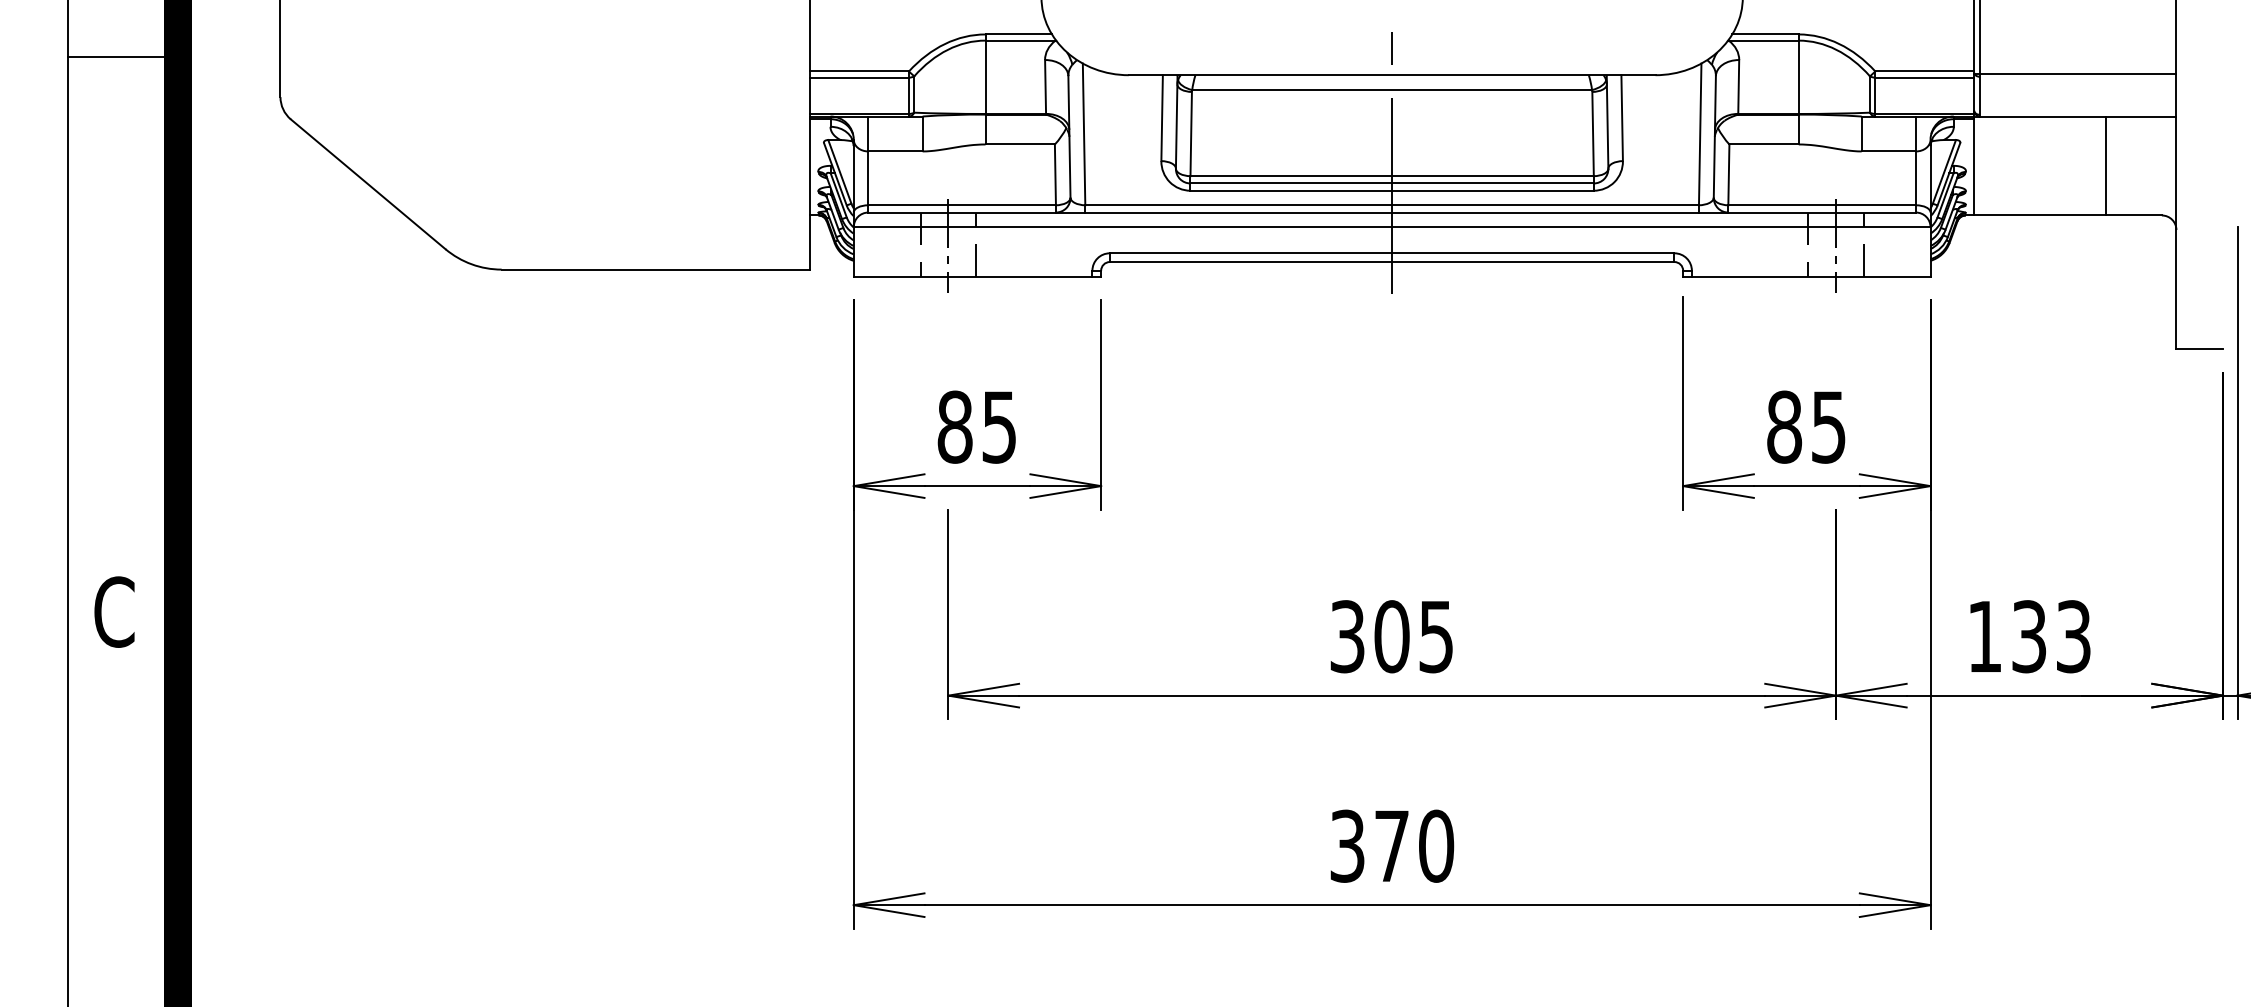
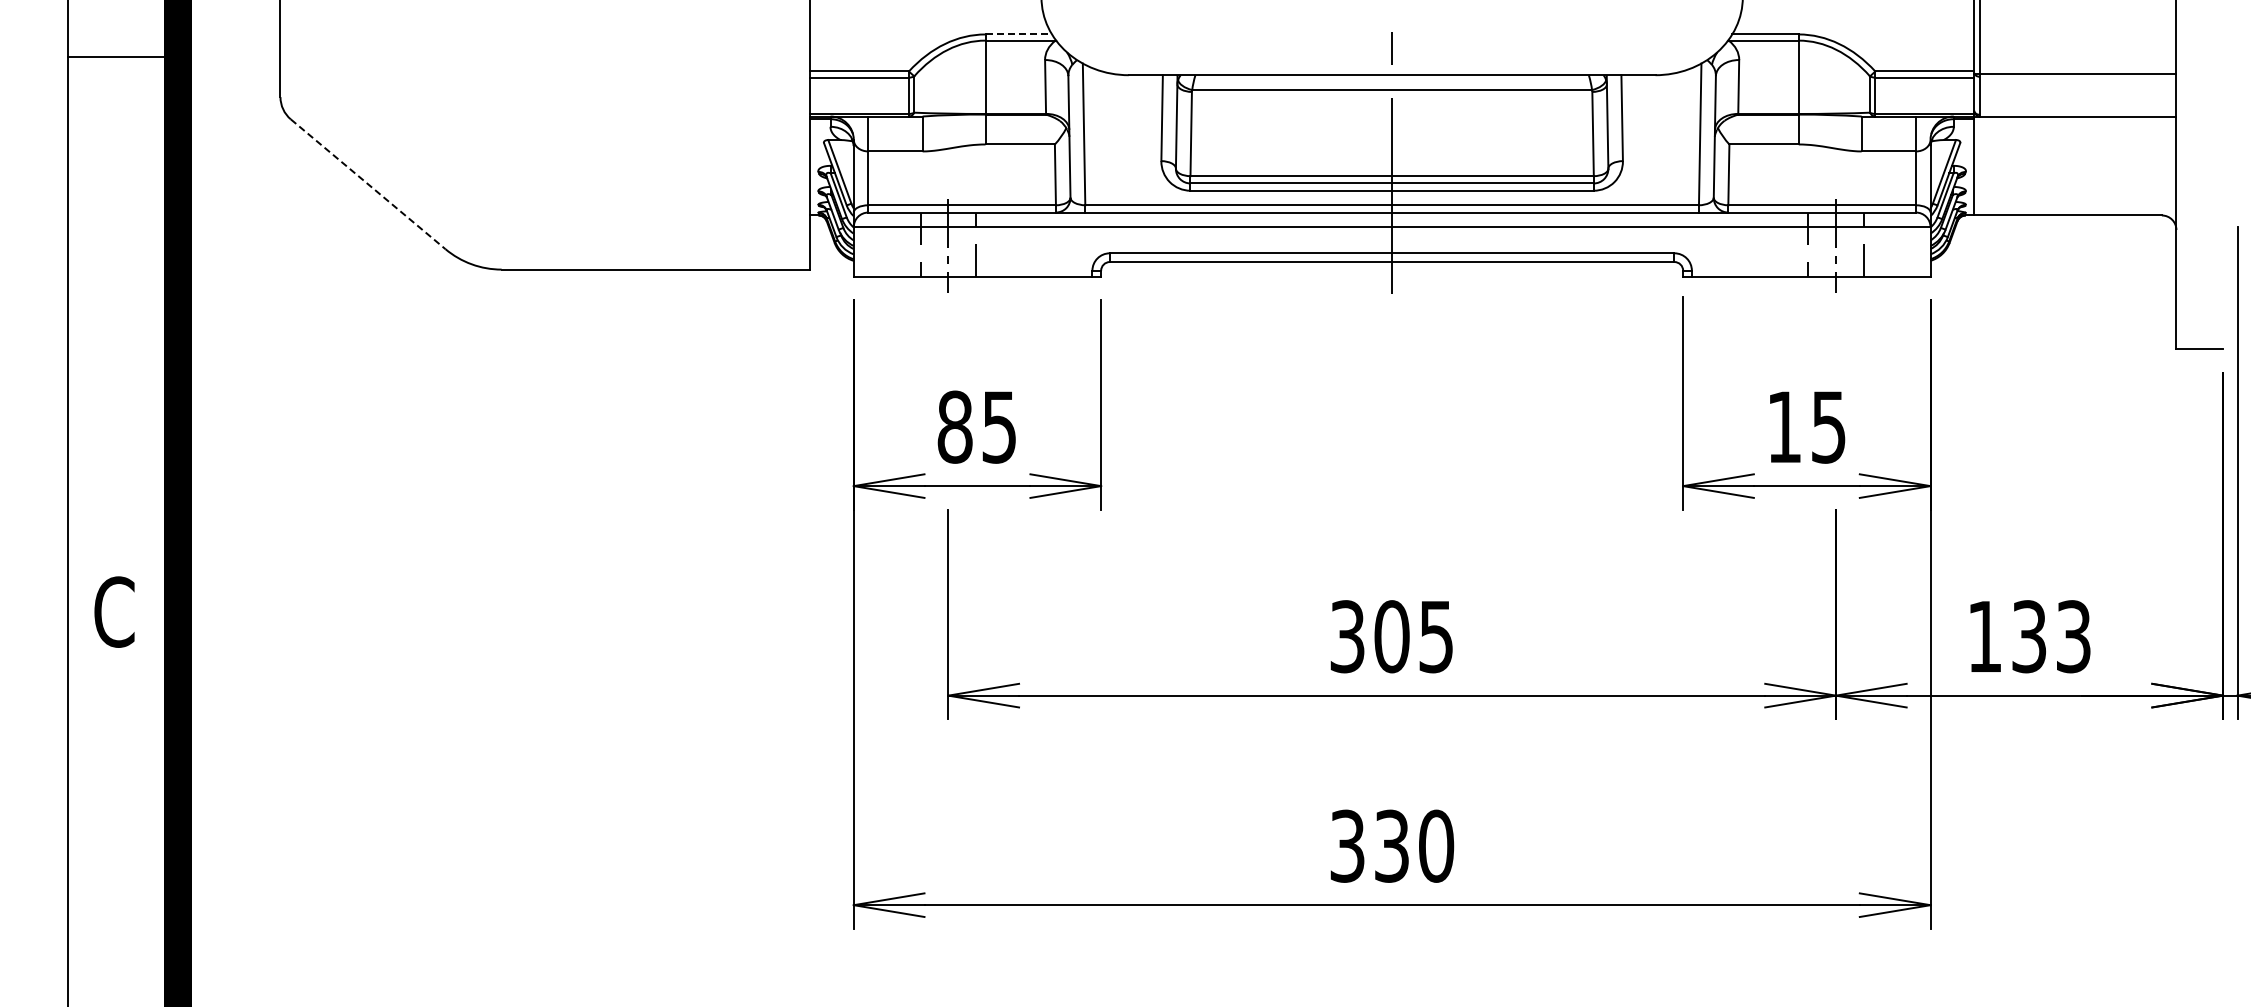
line: solid -> dashed (1019, 34)
line: present -> none (2106, 165)
line: solid -> dashed (368, 184)
text: 85 -> 15 (1784, 426)
text: 370 -> 330 (1391, 845)
